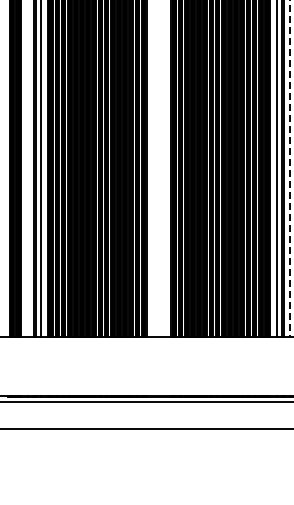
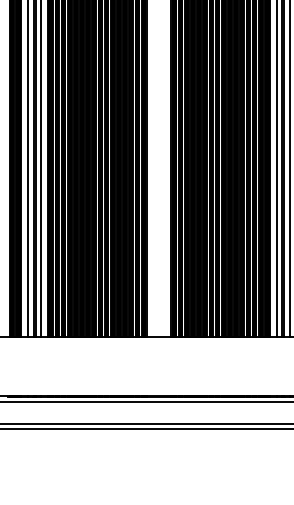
line: none -> present (28, 169)
line: dashed -> solid (289, 169)
line: none -> present (146, 423)
